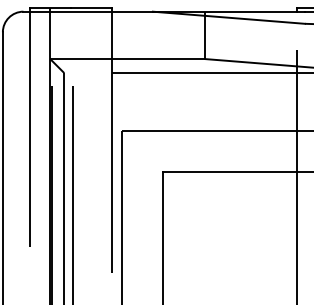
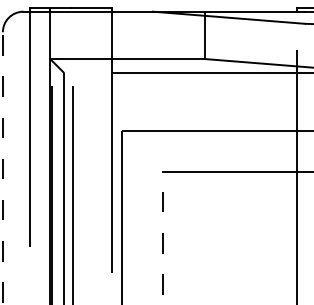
line: solid -> dashed (2, 168)
line: solid -> dashed (163, 238)
